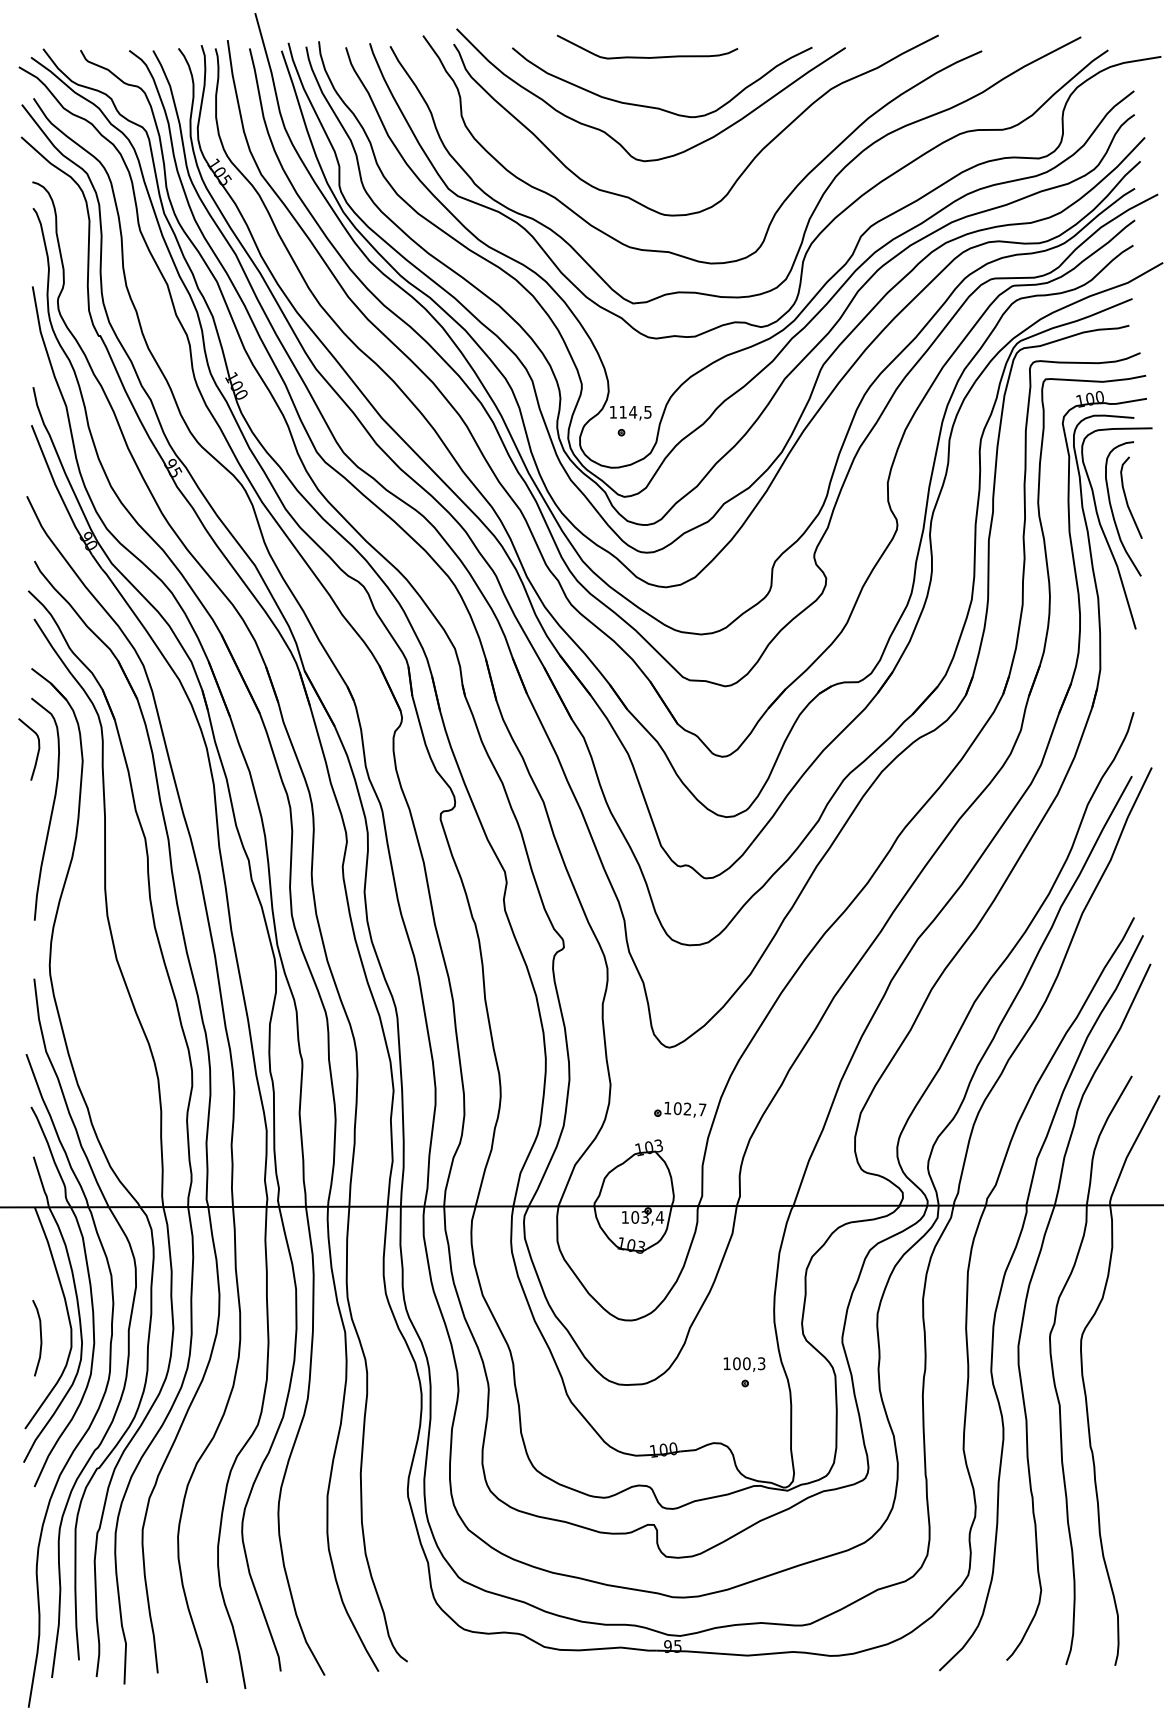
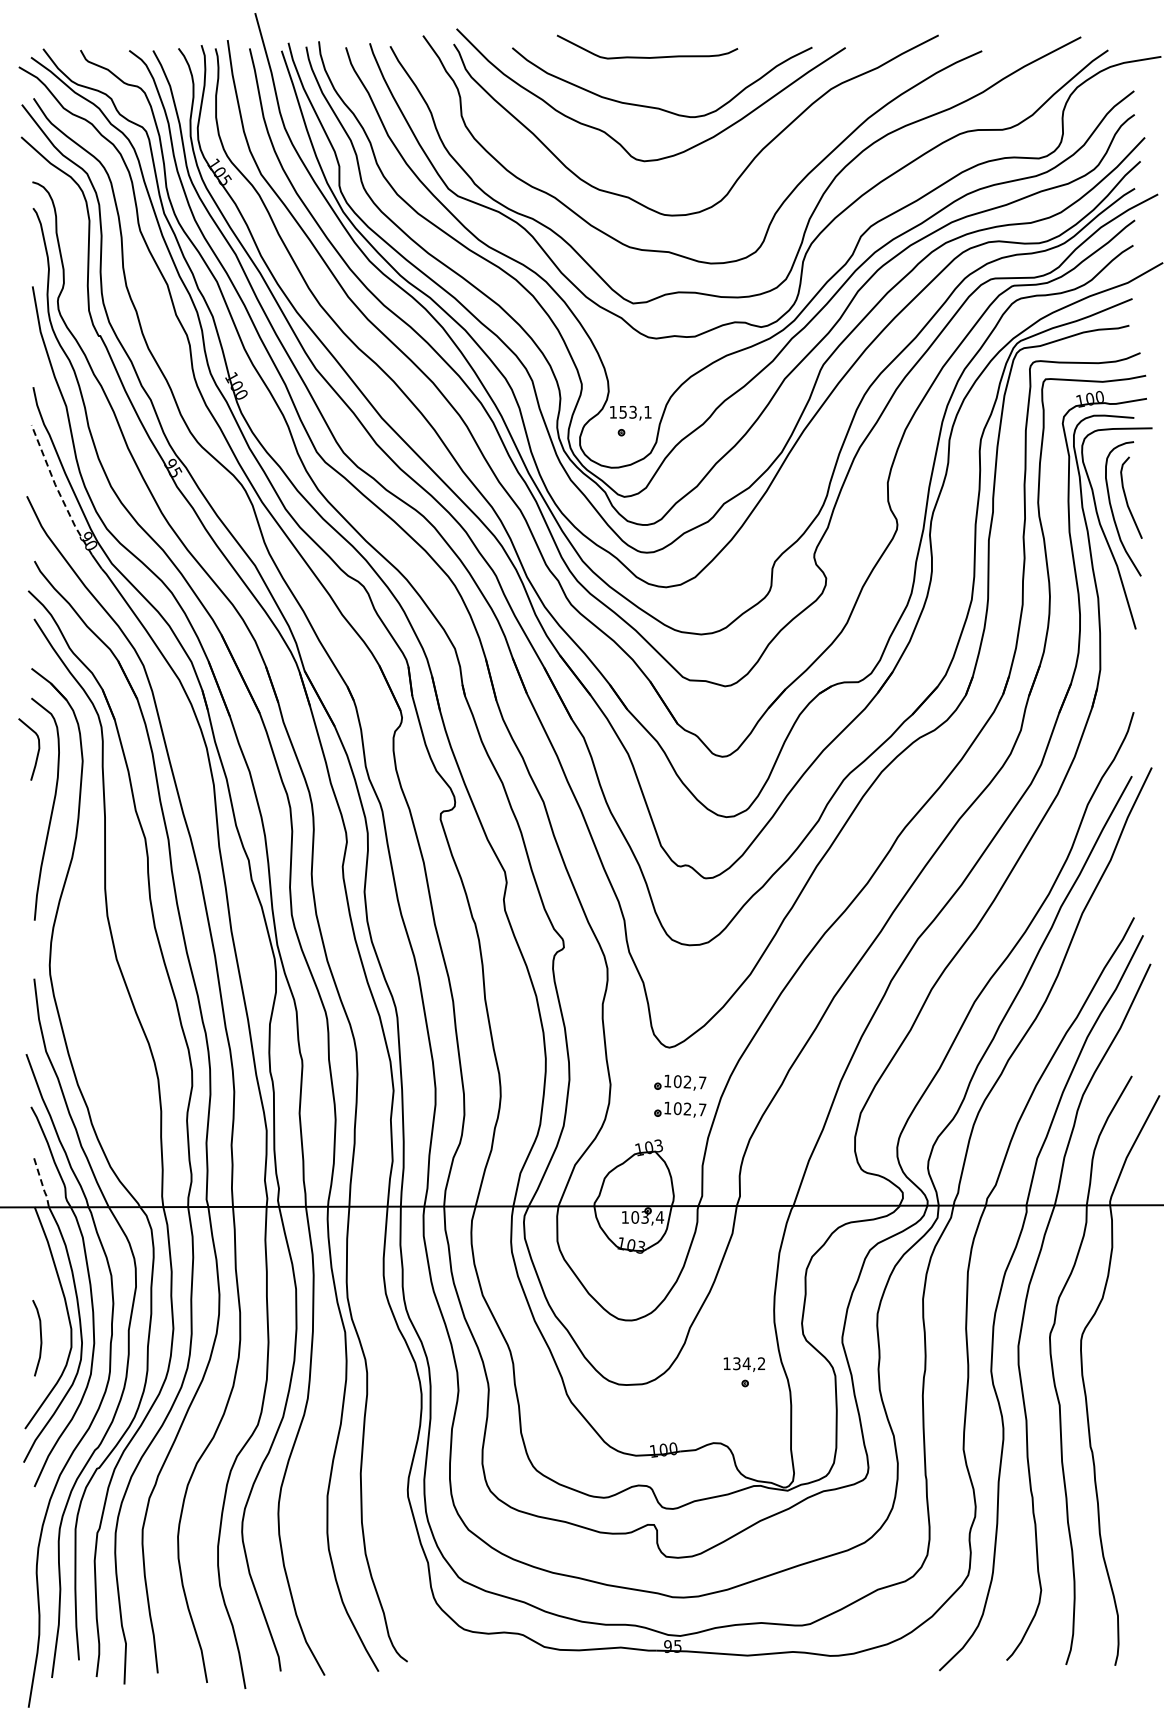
text: 114,5 -> 153,1 (635, 411)
line: solid -> dashed (58, 491)
part: none -> present (680, 1082)
line: solid -> dashed (41, 1182)
text: 100,3 -> 134,2 (749, 1363)
